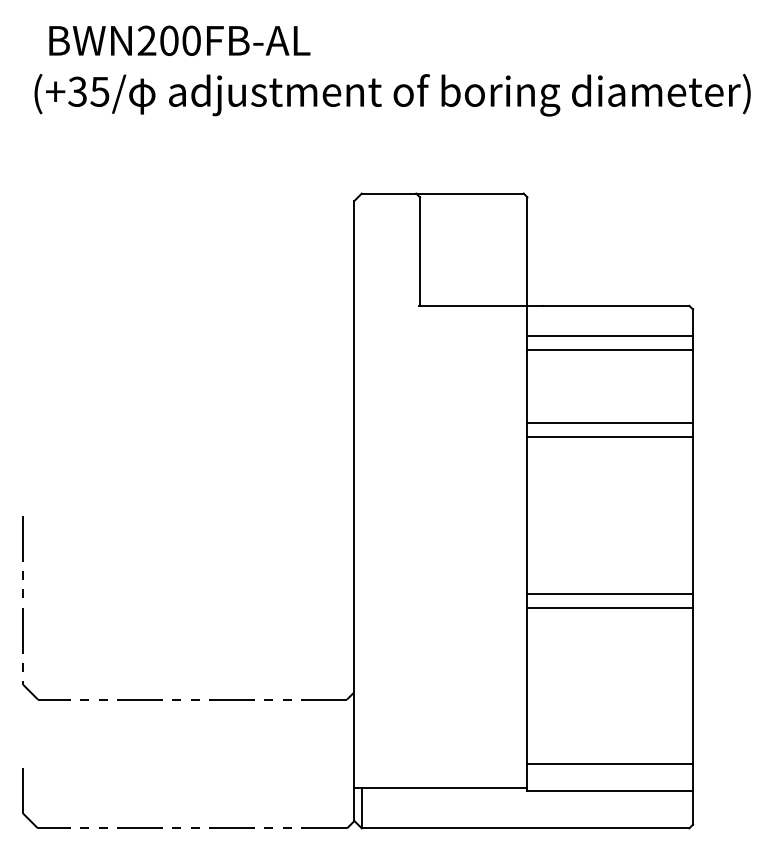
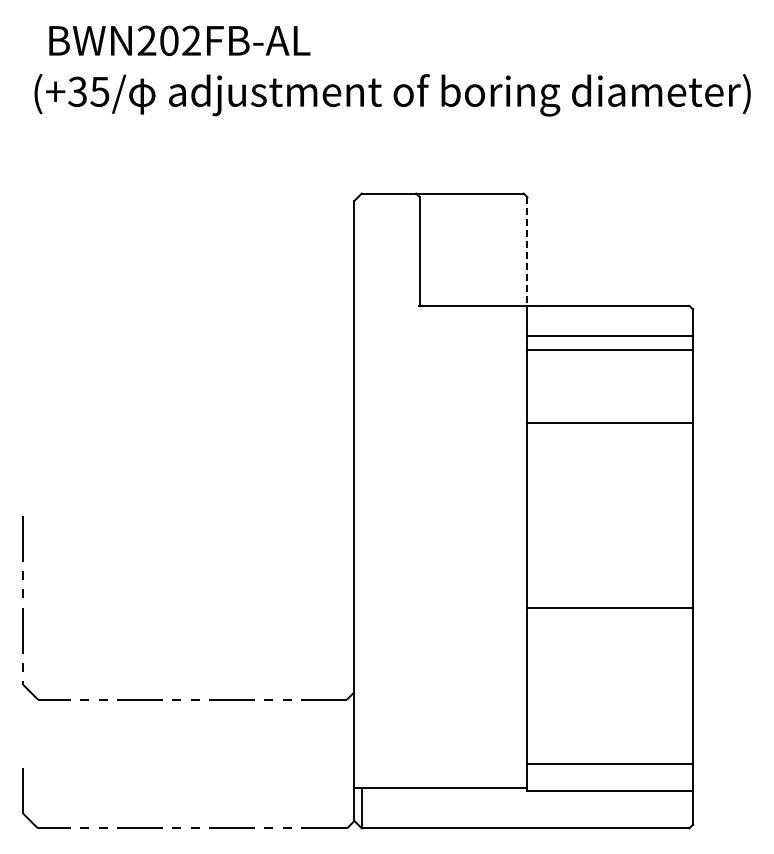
text: BWN200FB-AL -> BWN202FB-AL (191, 40)
line: solid -> dashed (527, 252)
line: present -> none (610, 437)
line: present -> none (610, 594)
